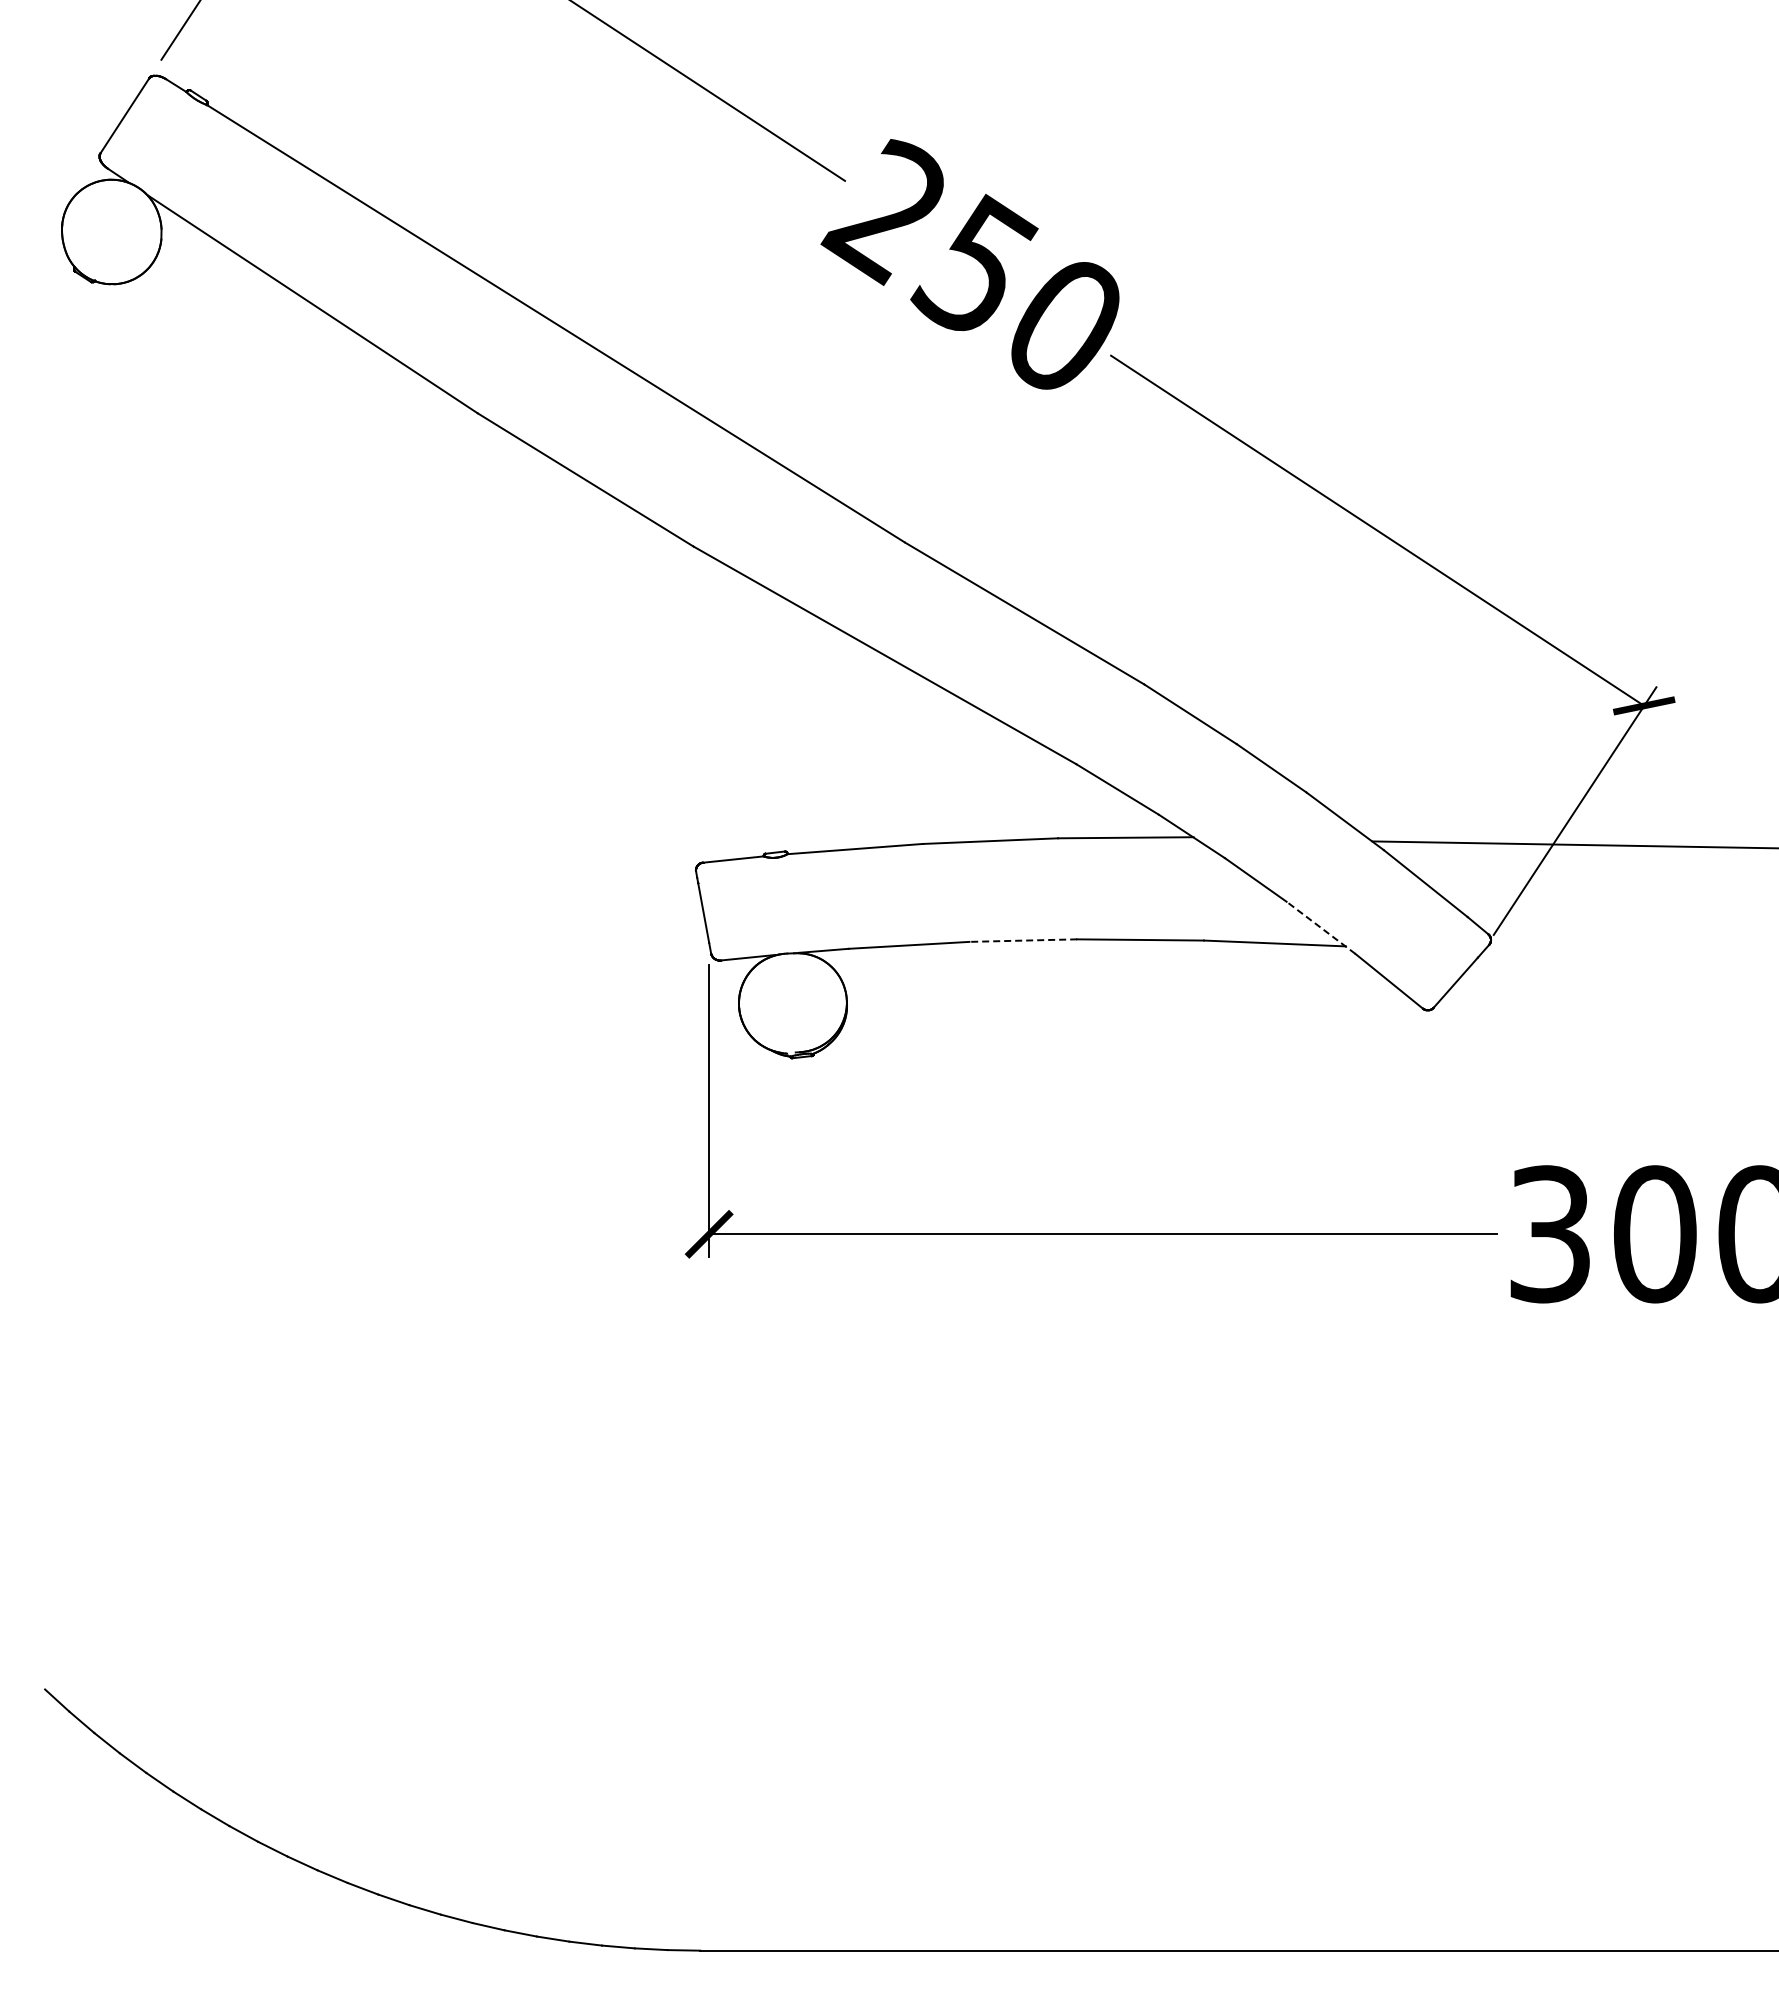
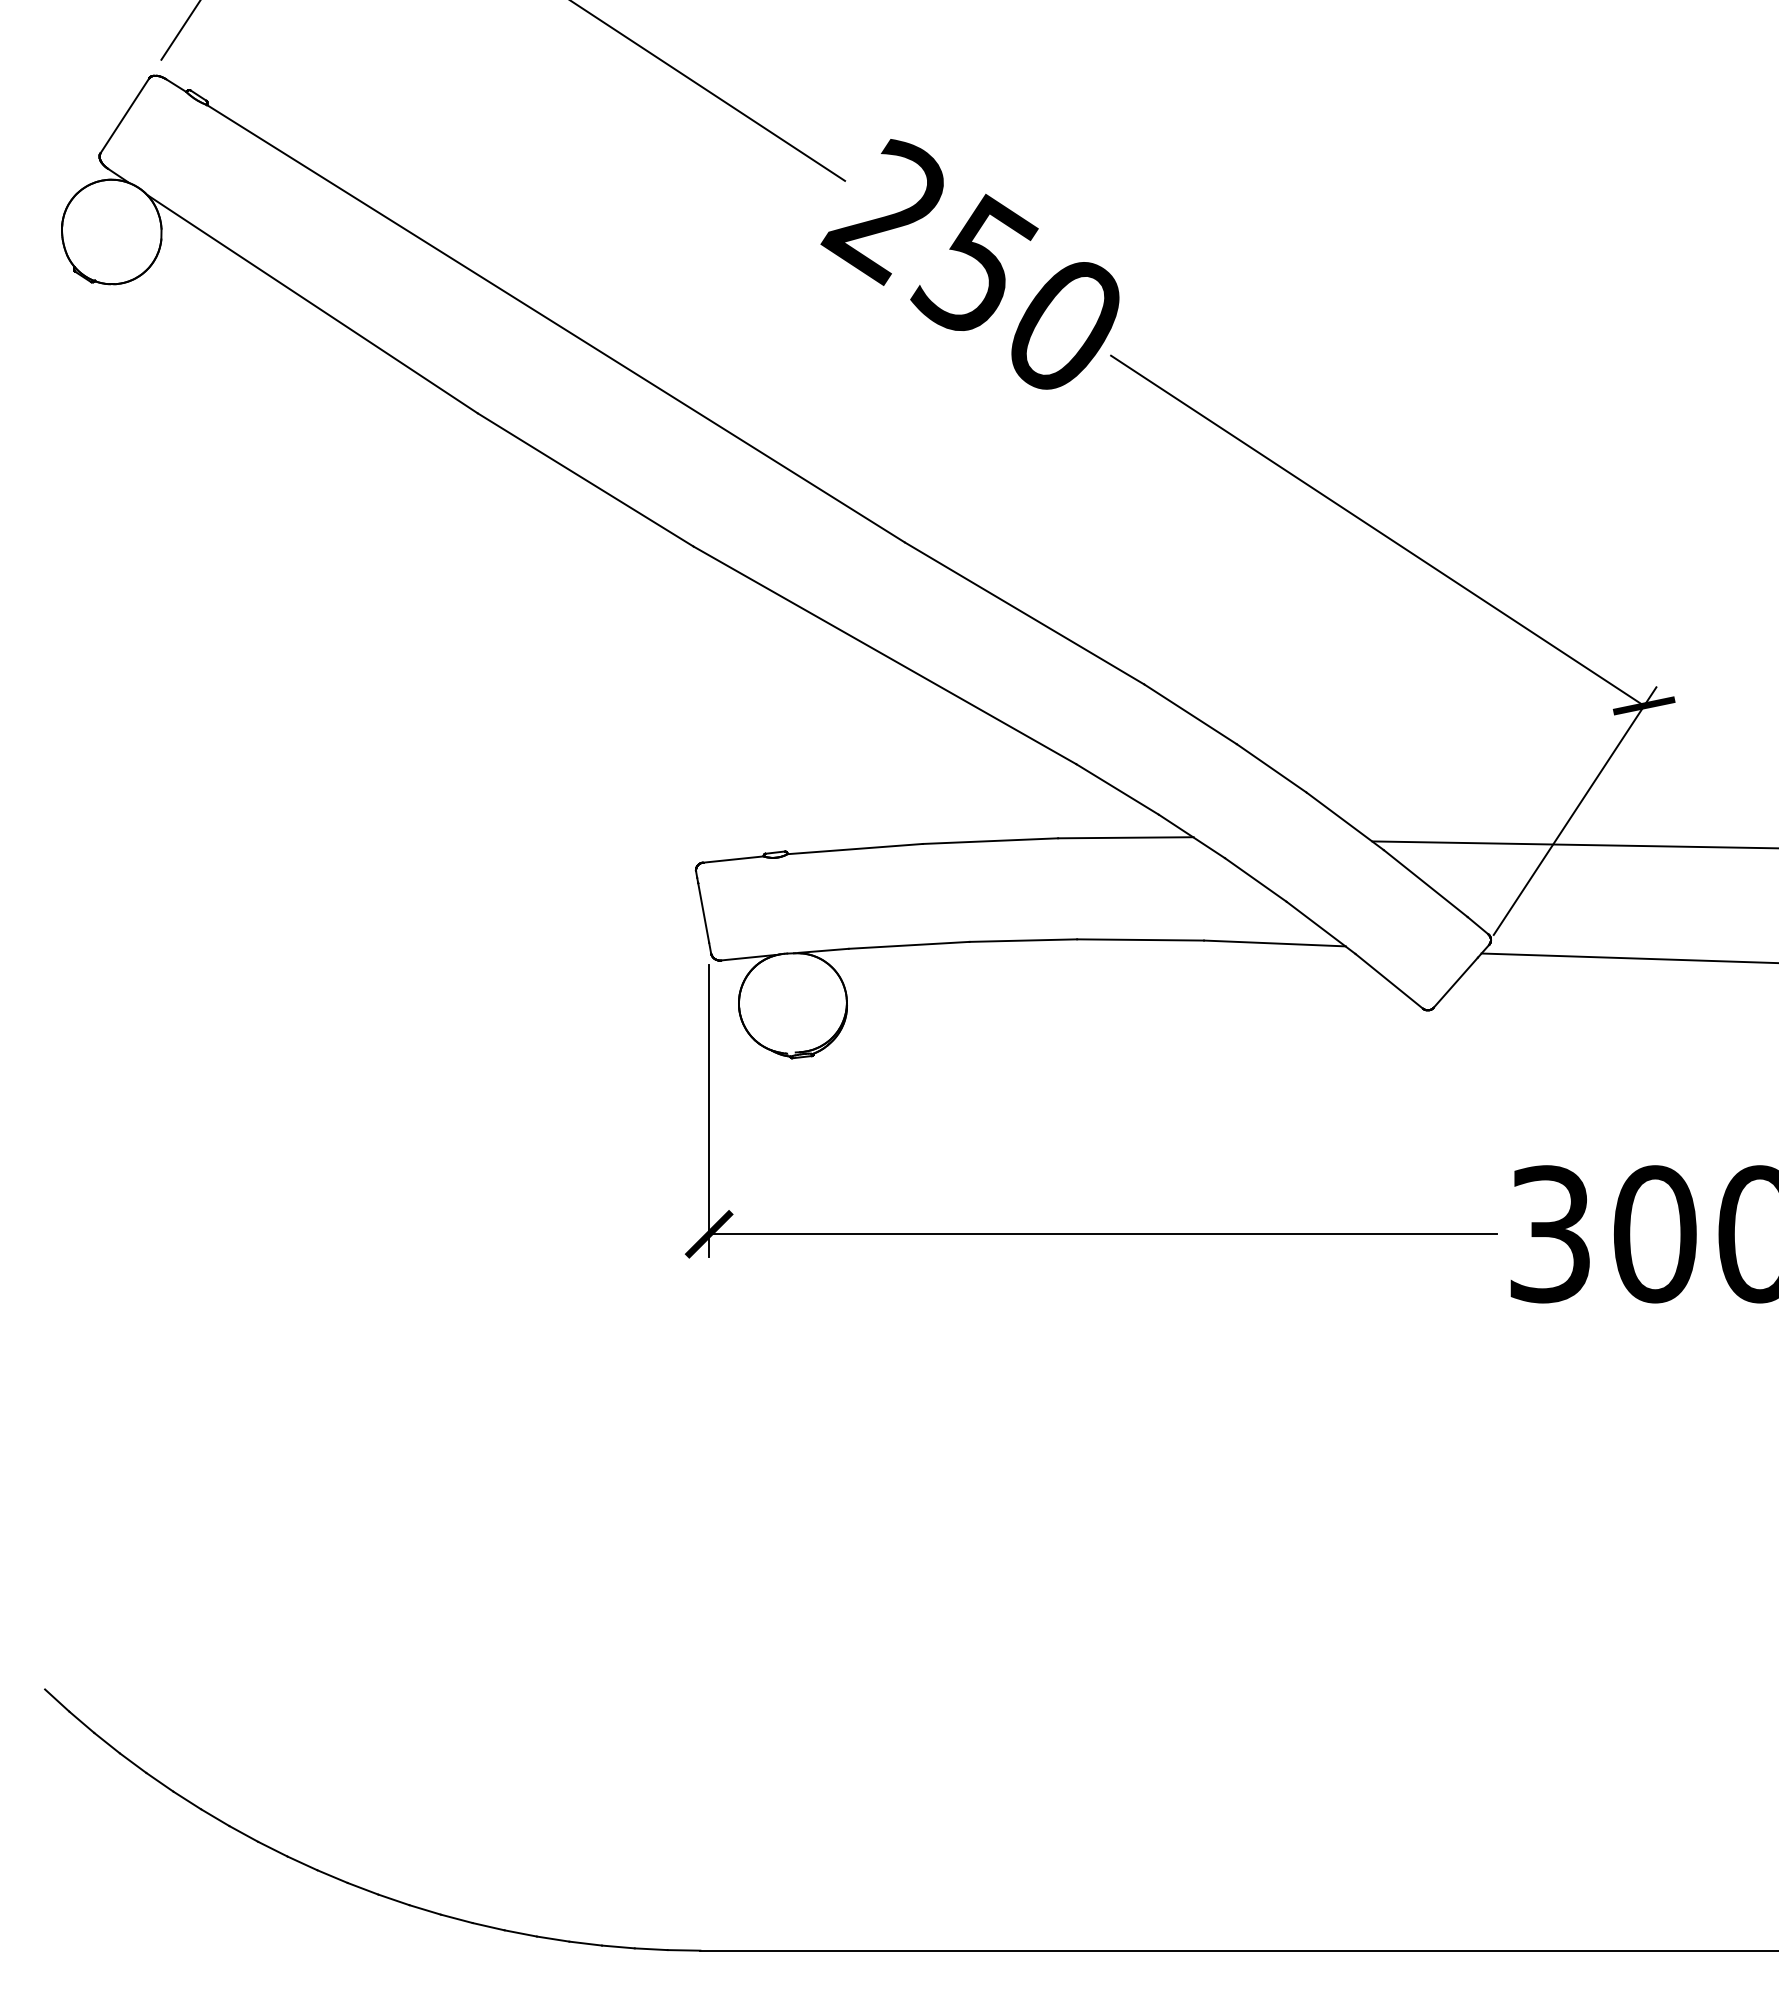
line: dashed -> solid (1320, 927)
line: dashed -> solid (1023, 940)
line: none -> present (1628, 958)
